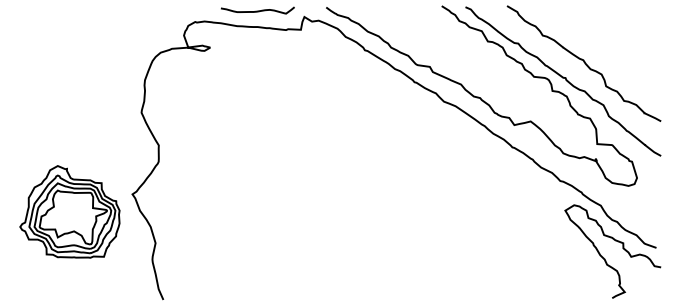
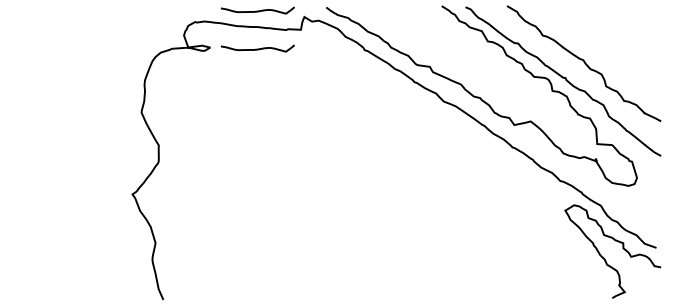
curve: none -> present (257, 48)
part: present -> none (69, 211)
